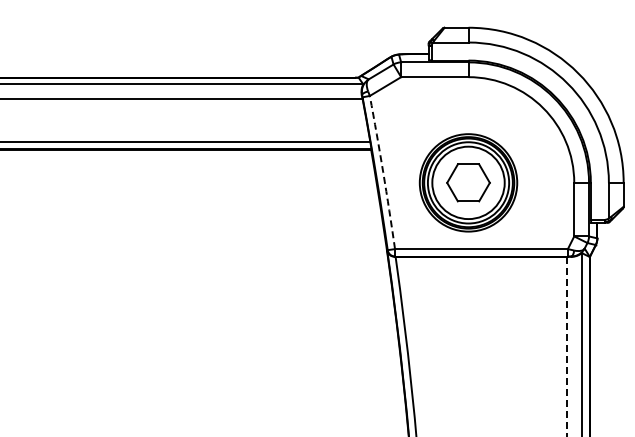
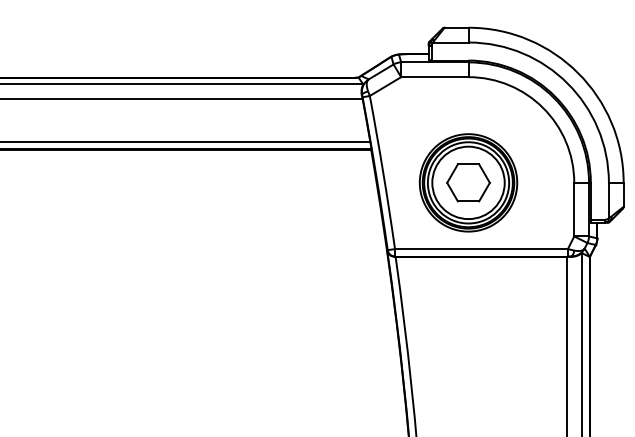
arc: dashed -> solid (383, 172)
line: dashed -> solid (567, 346)
